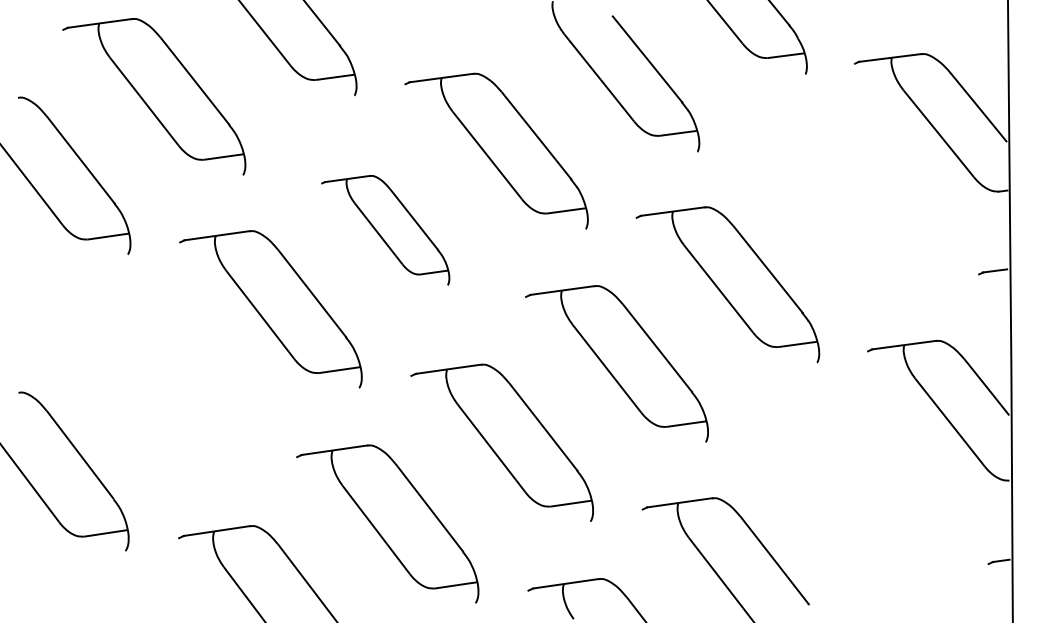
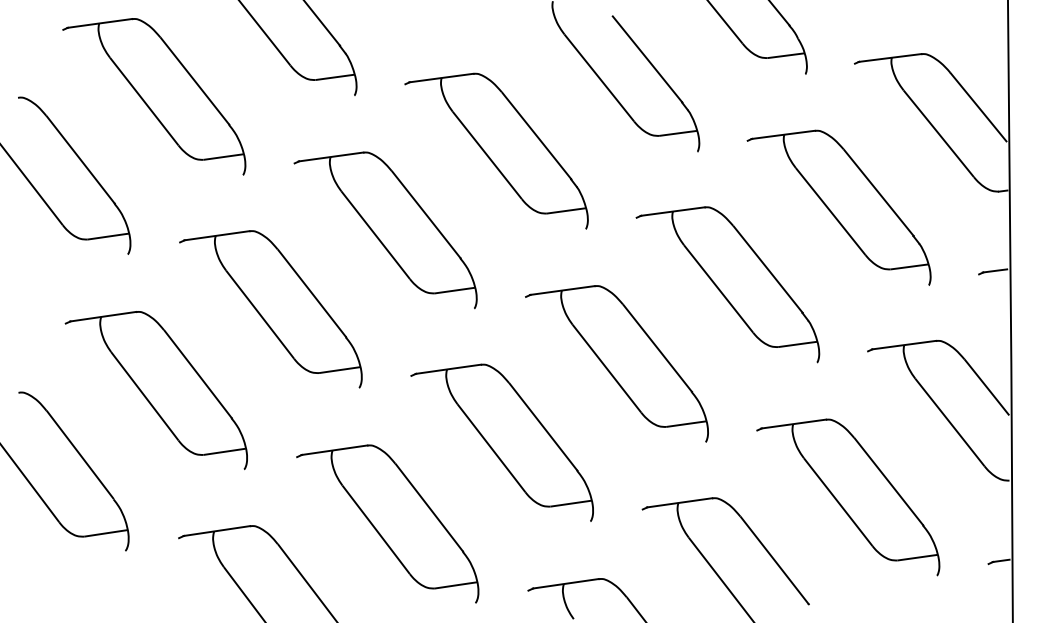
part: none -> present (838, 207)
part size: 130x111 px -> 185x159 px (385, 230)
part: none -> present (155, 390)
part: none -> present (848, 497)
